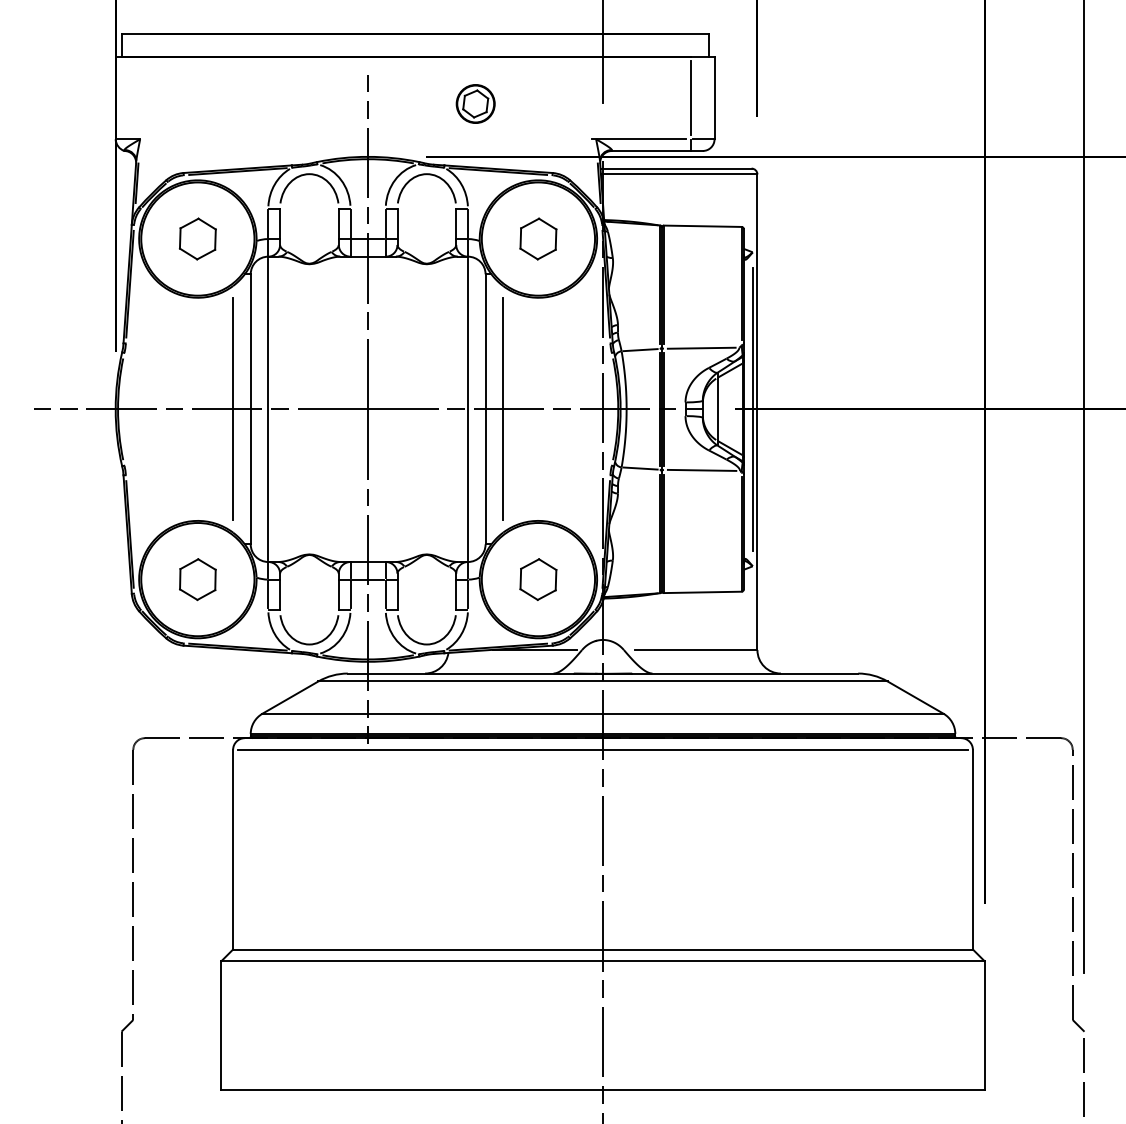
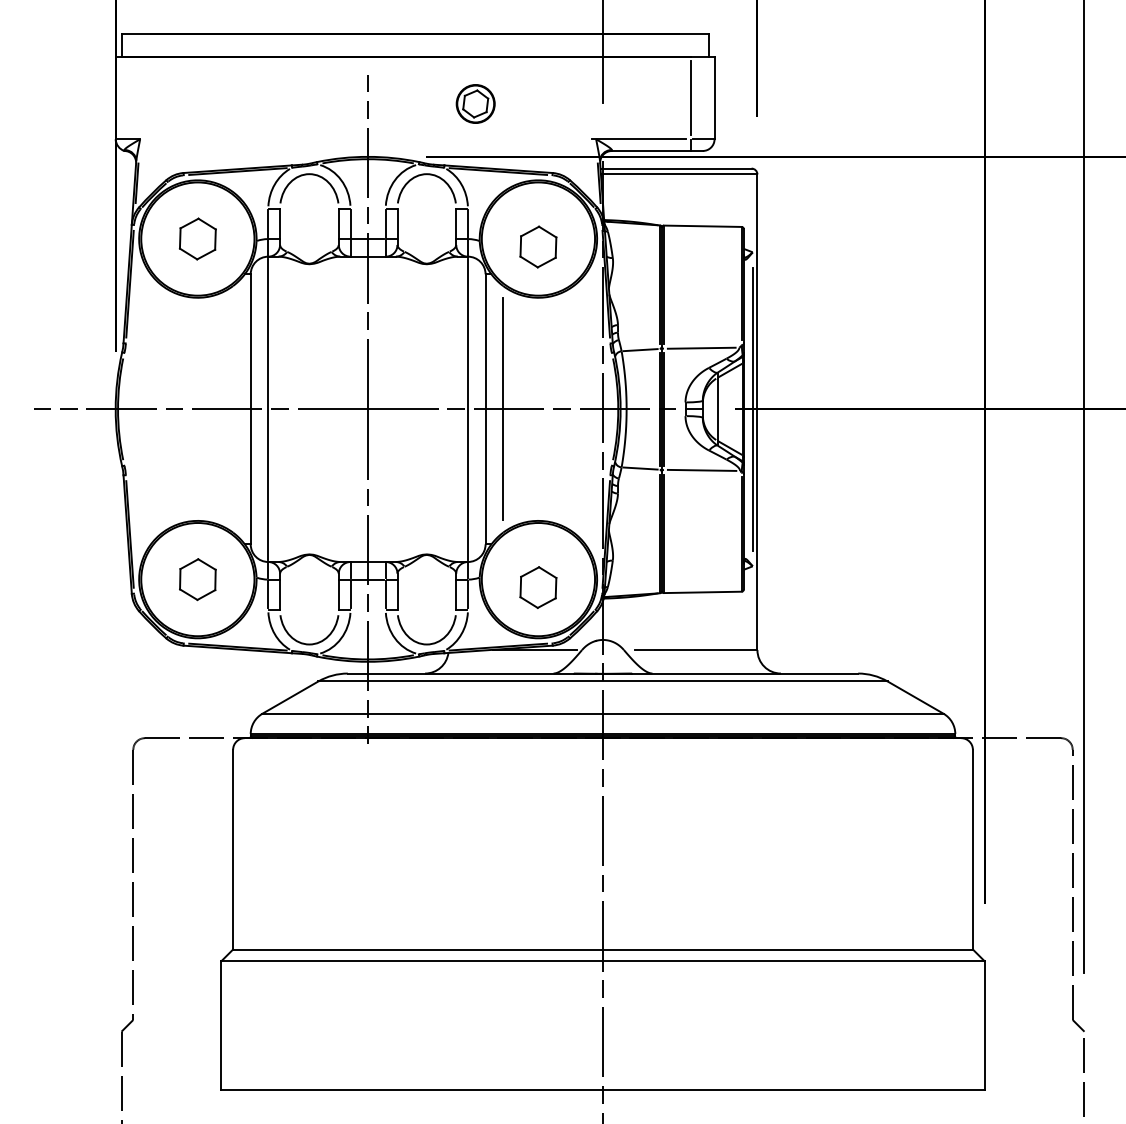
part position: (538, 238) -> (538, 246) (538, 246)
line: present -> none (233, 409)
part position: (538, 579) -> (538, 587) (538, 587)
line: present -> none (602, 749)
